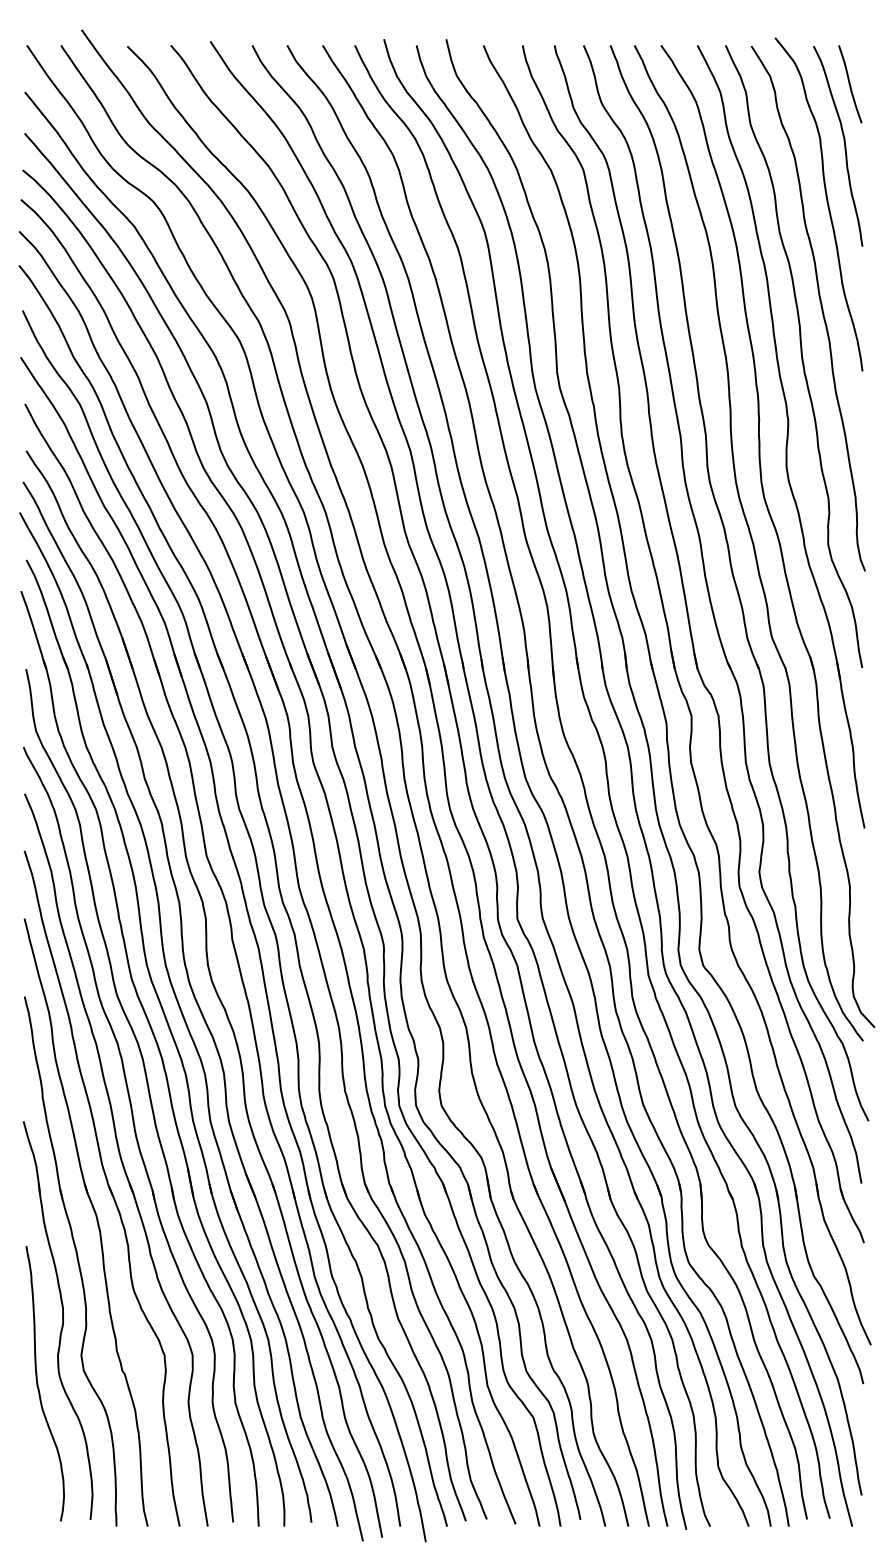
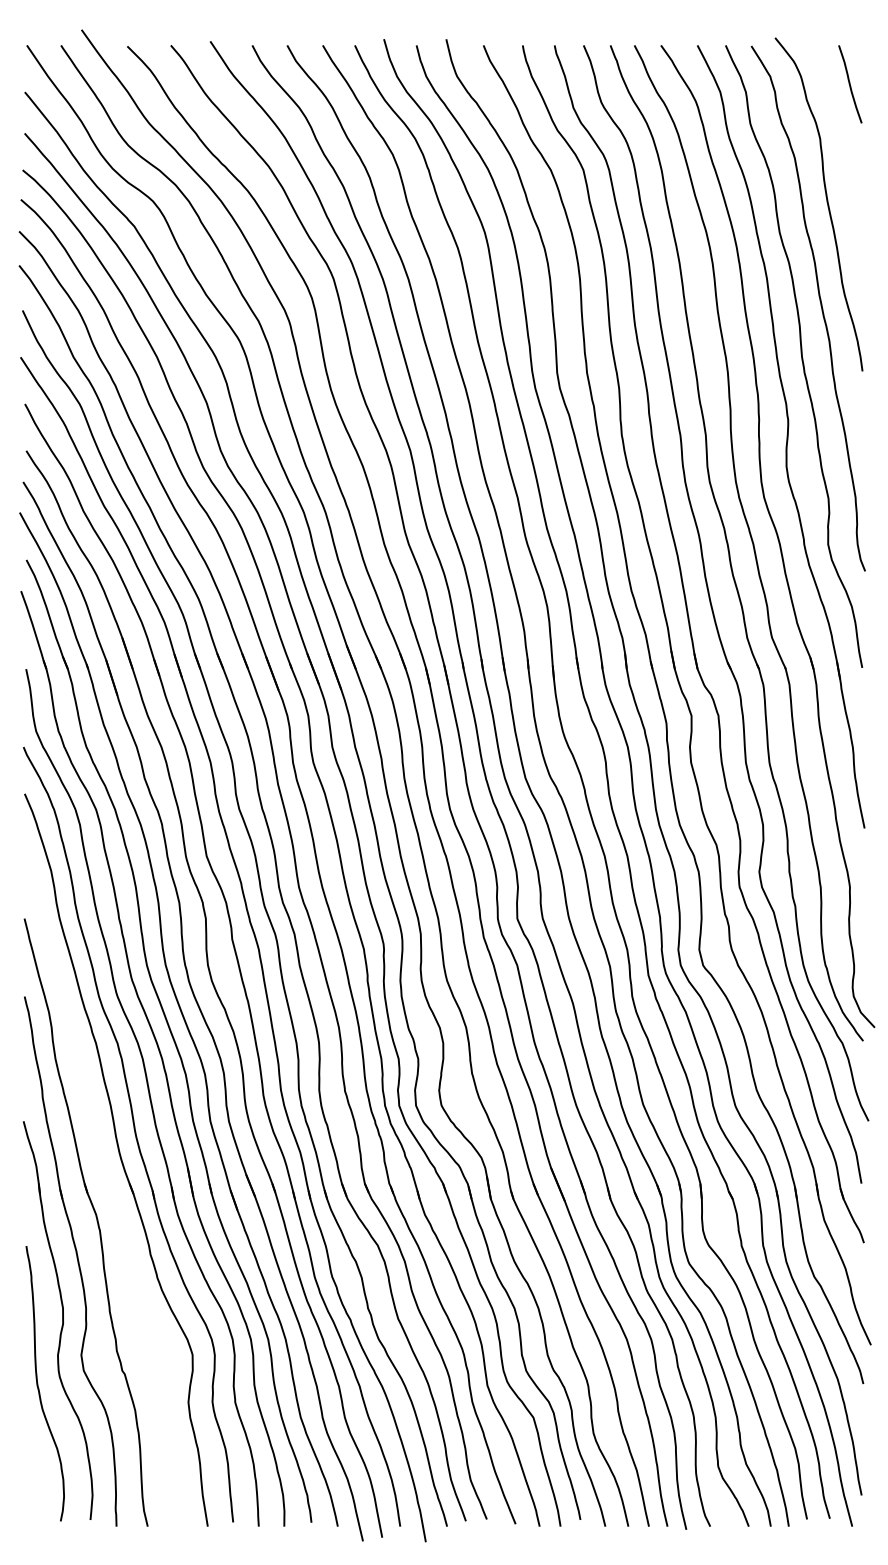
curve: present -> none (844, 145)
part: present -> none (107, 1185)
